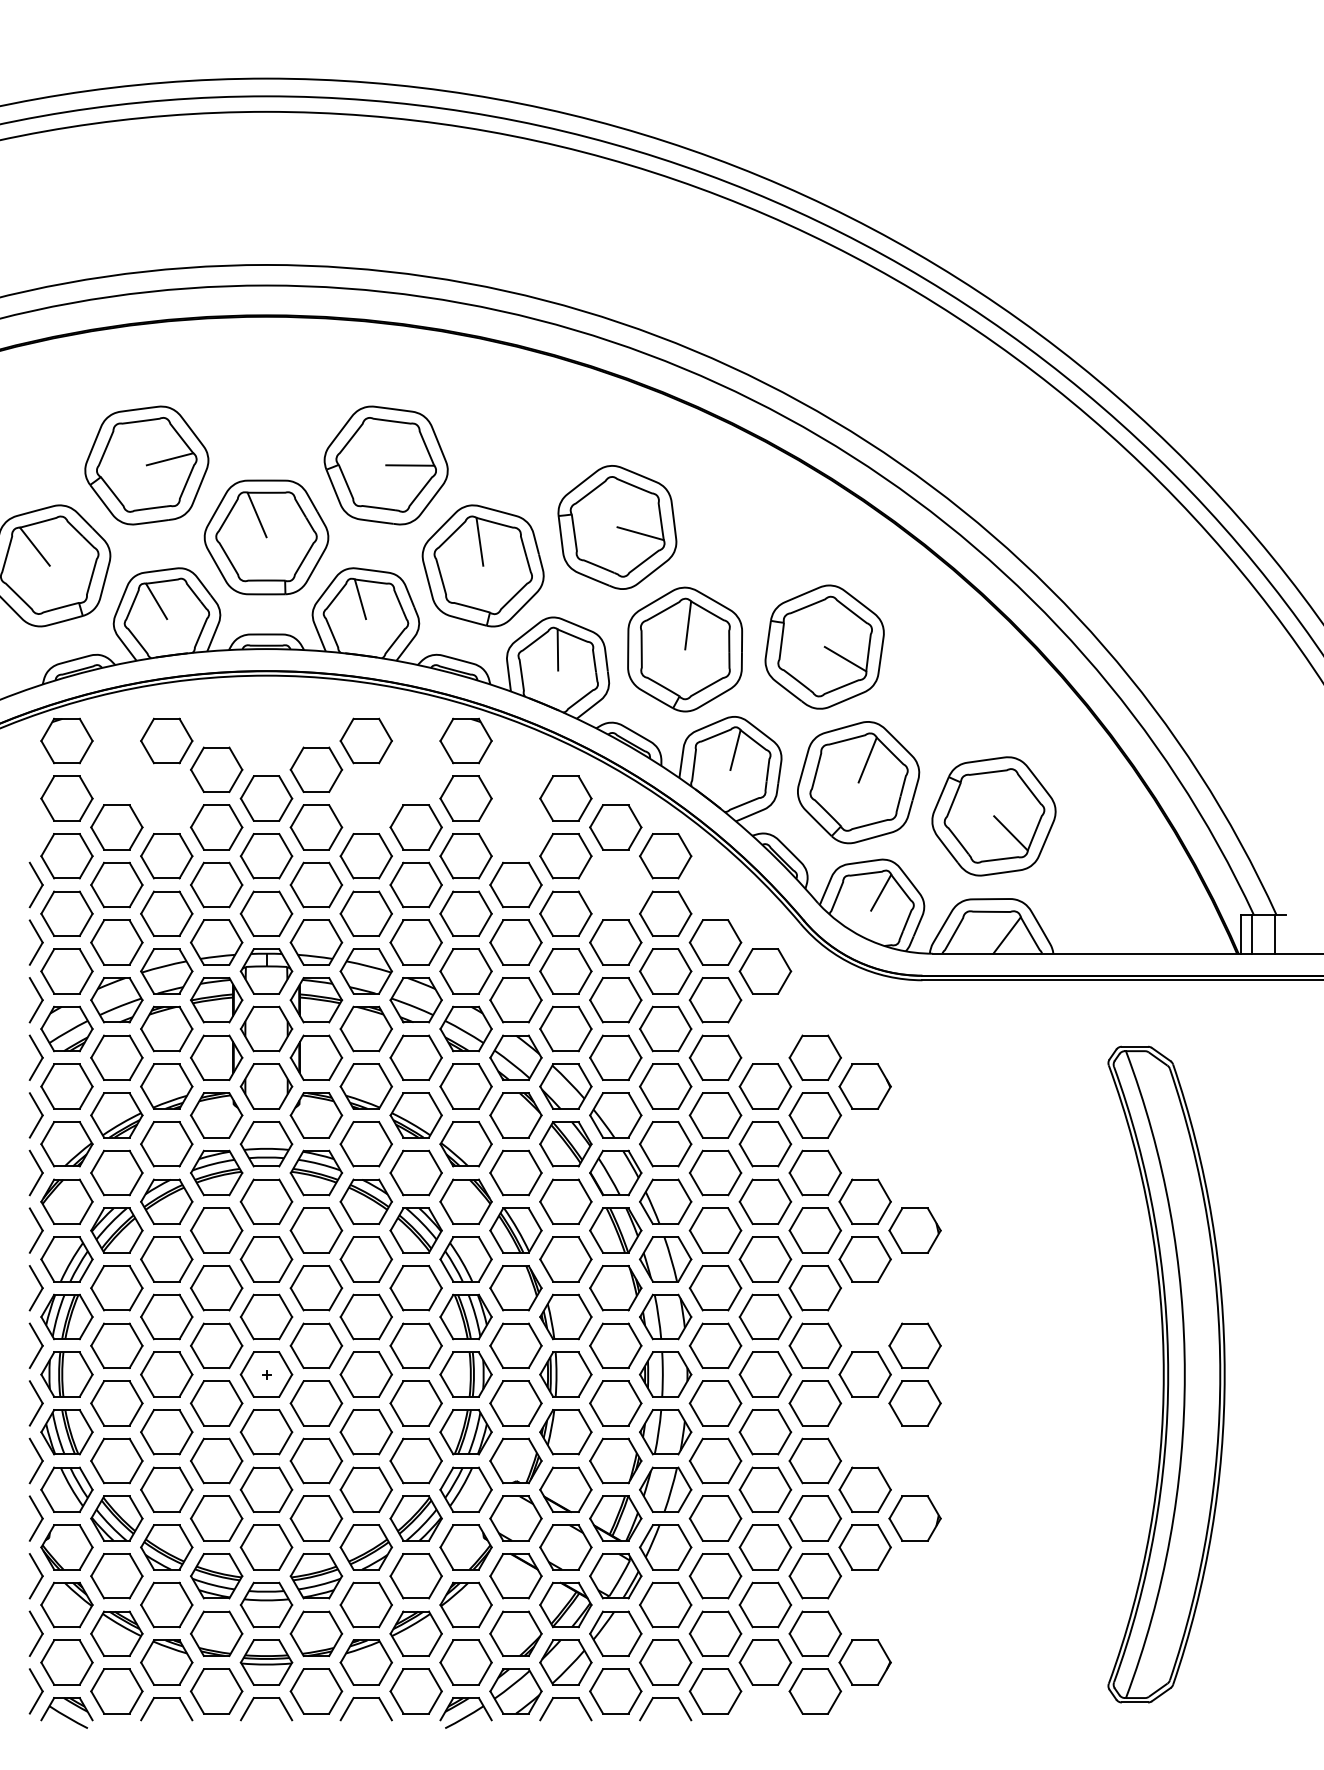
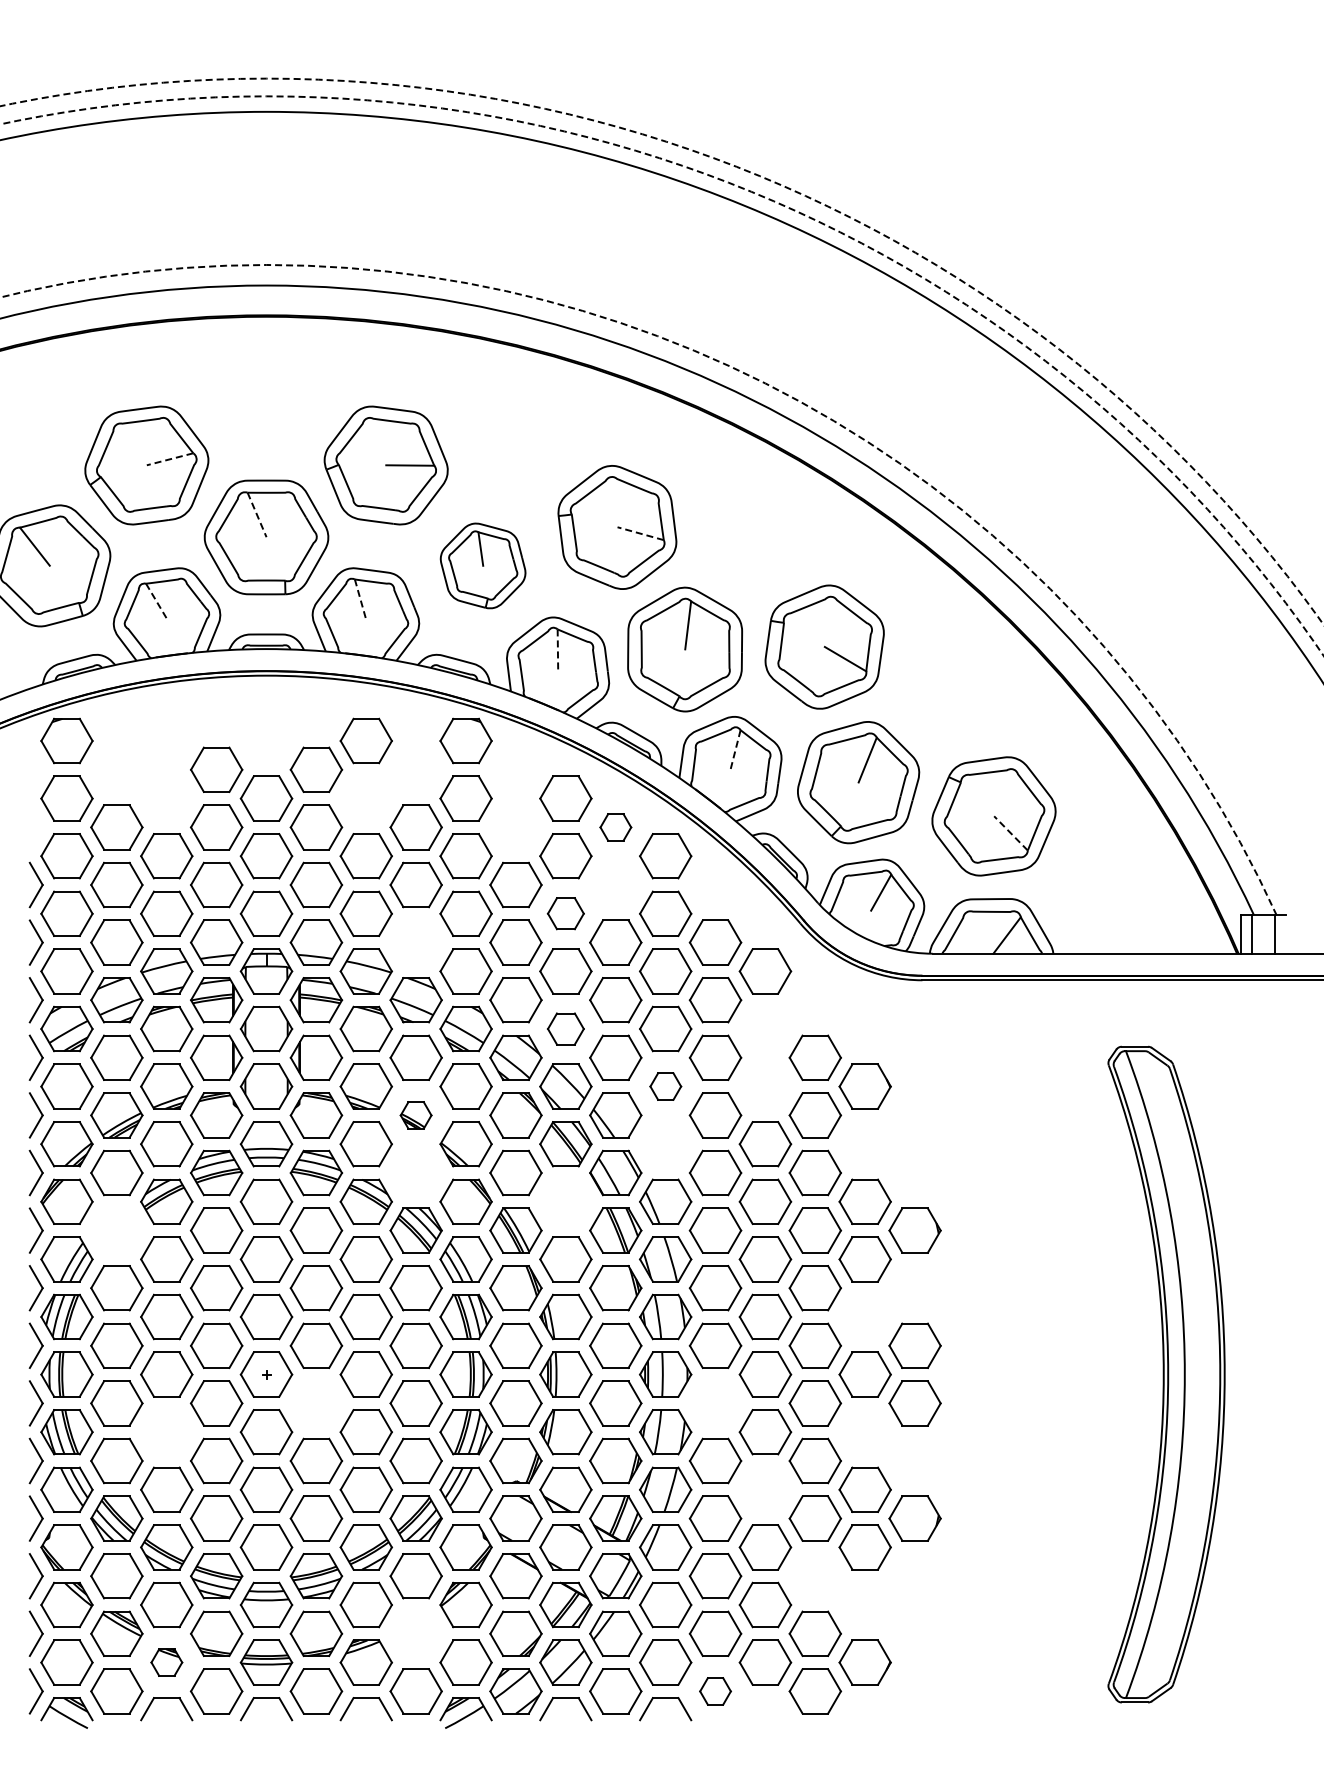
arc: solid -> dashed (736, 166)
arc: solid -> dashed (745, 189)
arc: solid -> dashed (748, 375)
line: solid -> dashed (169, 459)
line: solid -> dashed (257, 515)
line: solid -> dashed (640, 533)
part size: 124x124 px -> 88x88 px (482, 565)
line: solid -> dashed (360, 599)
line: solid -> dashed (156, 601)
line: solid -> dashed (557, 649)
part: present -> none (166, 740)
line: solid -> dashed (735, 750)
part size: 54x47 px -> 34x29 px (615, 827)
line: solid -> dashed (1010, 833)
part size: 54x47 px -> 39x34 px (565, 913)
part: present -> none (415, 942)
part size: 54x48 px -> 38x34 px (565, 1028)
part size: 54x47 px -> 34x29 px (665, 1086)
part: present -> none (765, 1086)
part size: 54x47 px -> 34x29 px (415, 1115)
part: present -> none (665, 1144)
part: present -> none (415, 1172)
part: present -> none (565, 1201)
part: present -> none (116, 1230)
part: present -> none (316, 1403)
part: present -> none (715, 1403)
part: present -> none (166, 1432)
part: present -> none (765, 1489)
part: present -> none (814, 1576)
part: present -> none (415, 1633)
part size: 54x47 px -> 34x29 px (166, 1662)
part size: 55x47 px -> 33x29 px (715, 1691)
